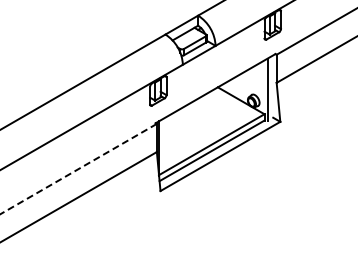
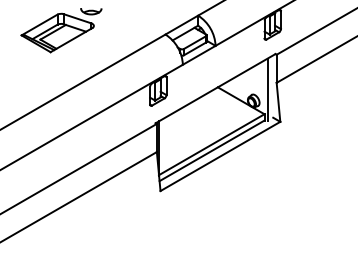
part: none -> present (61, 30)
line: dashed -> solid (78, 169)
